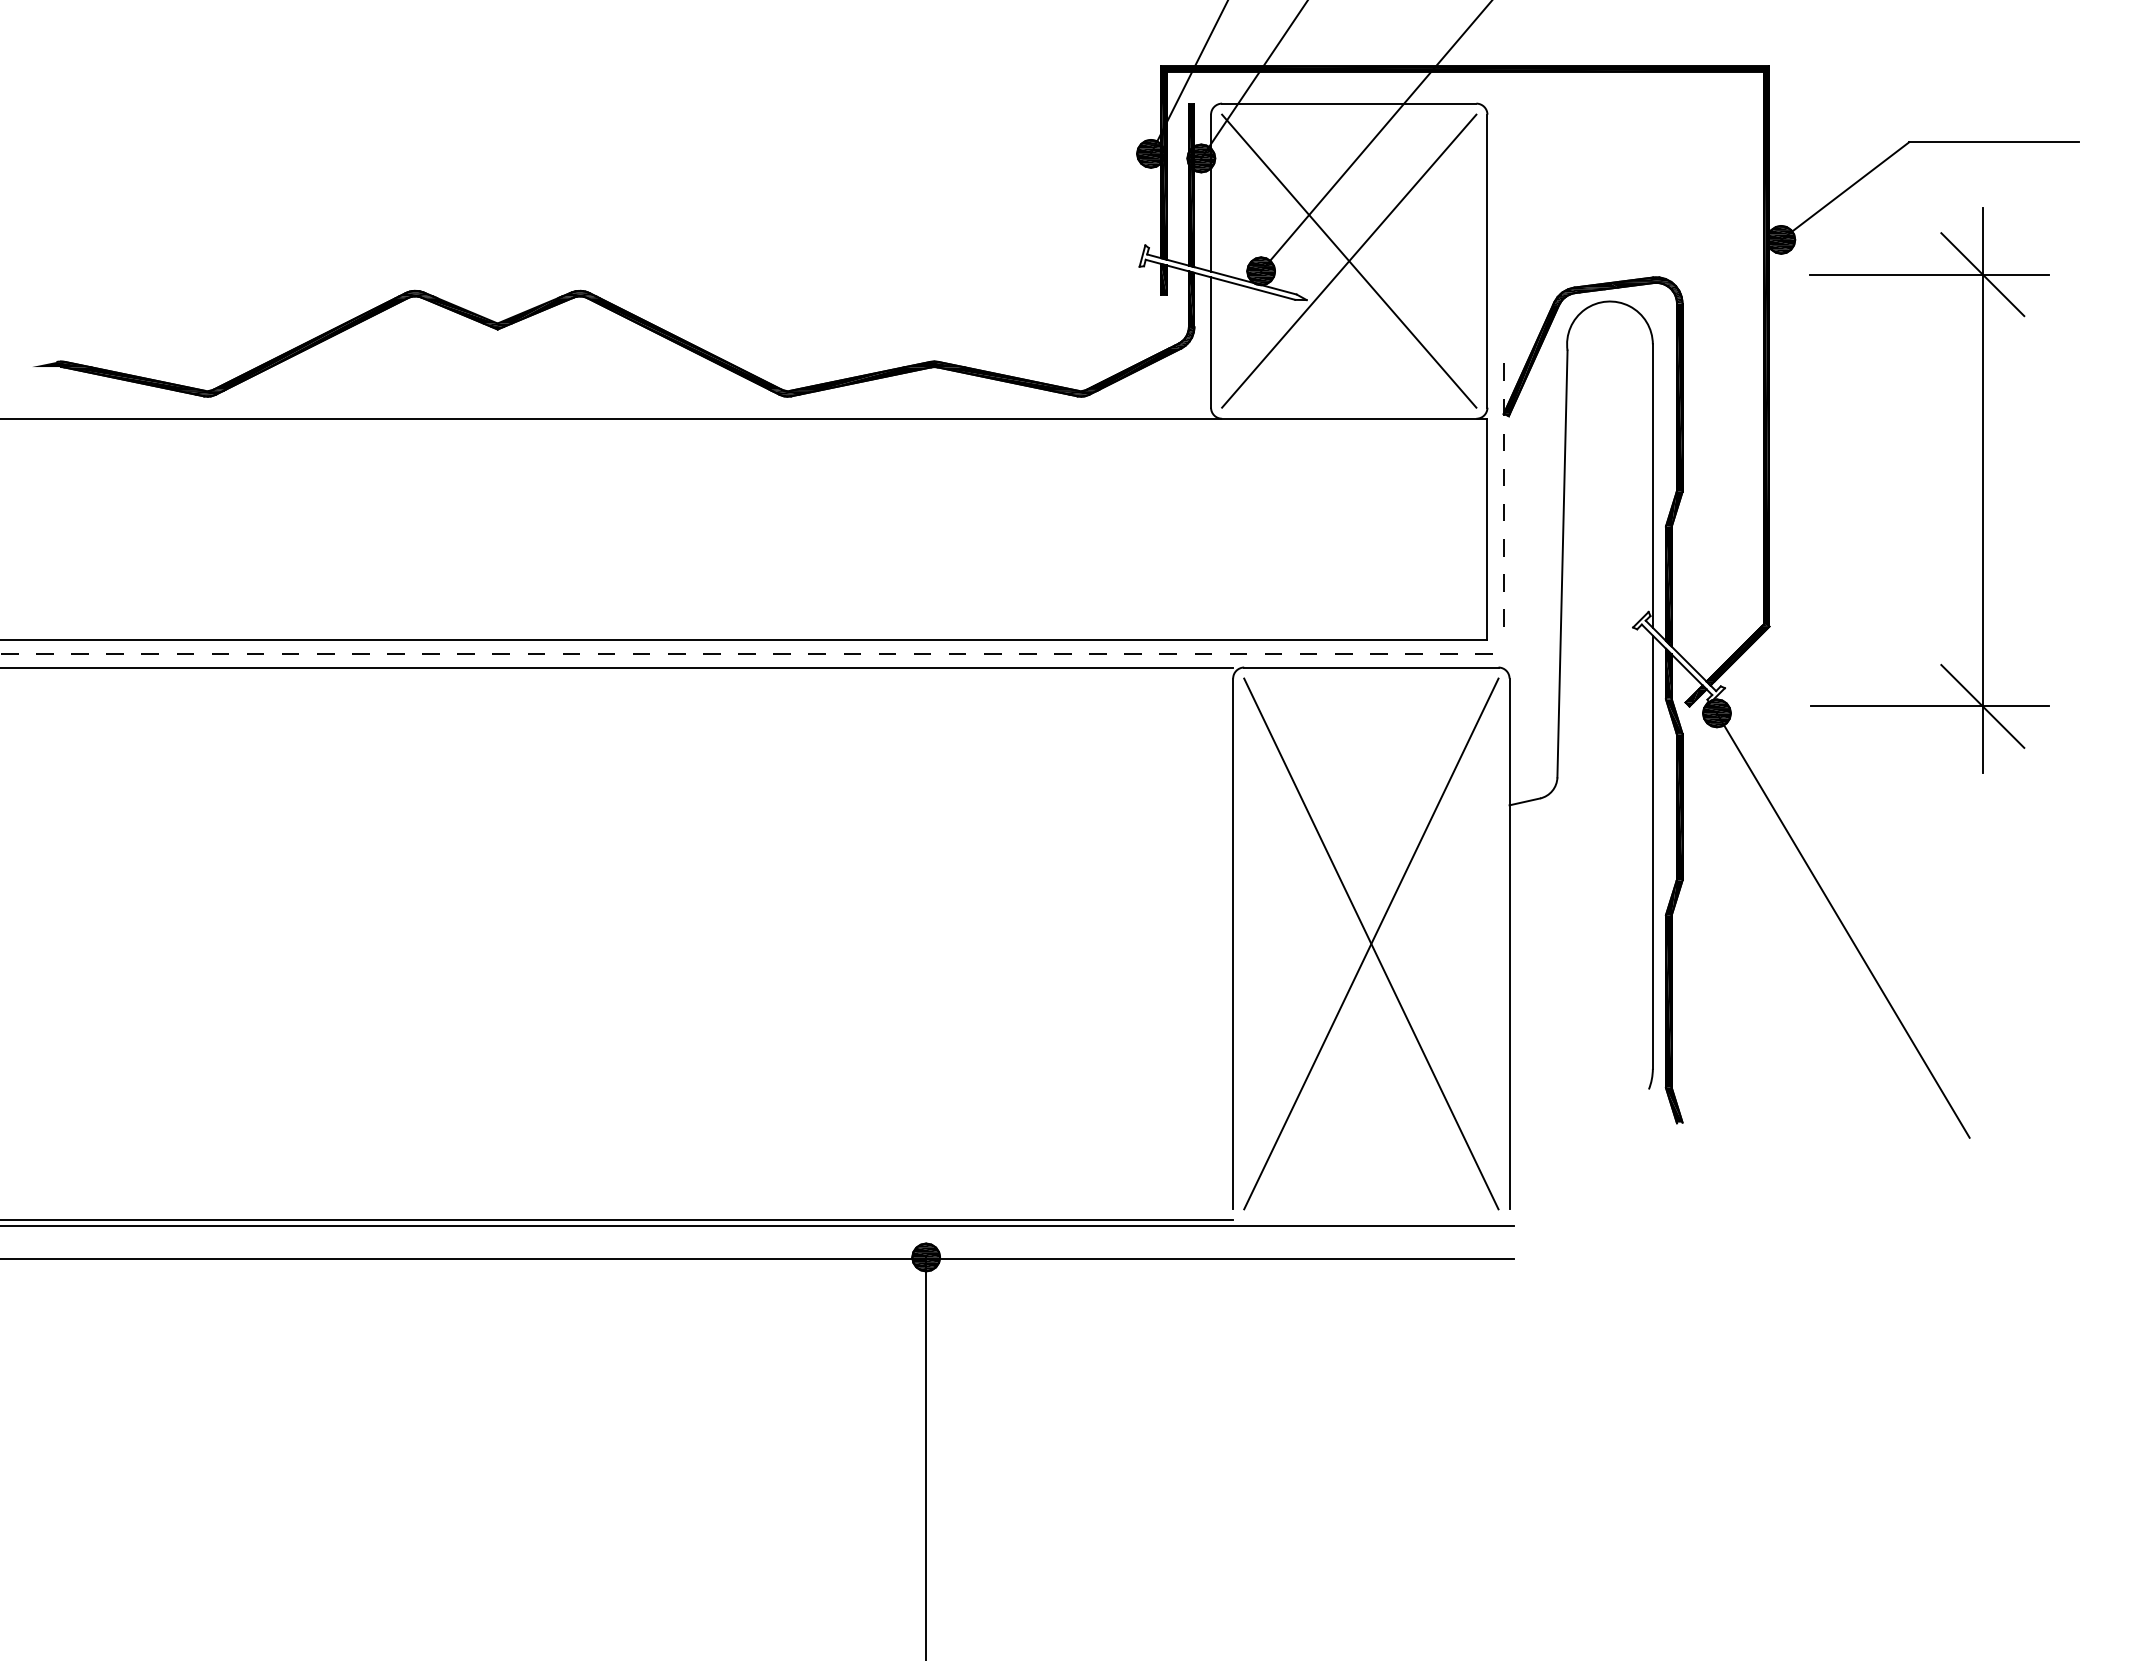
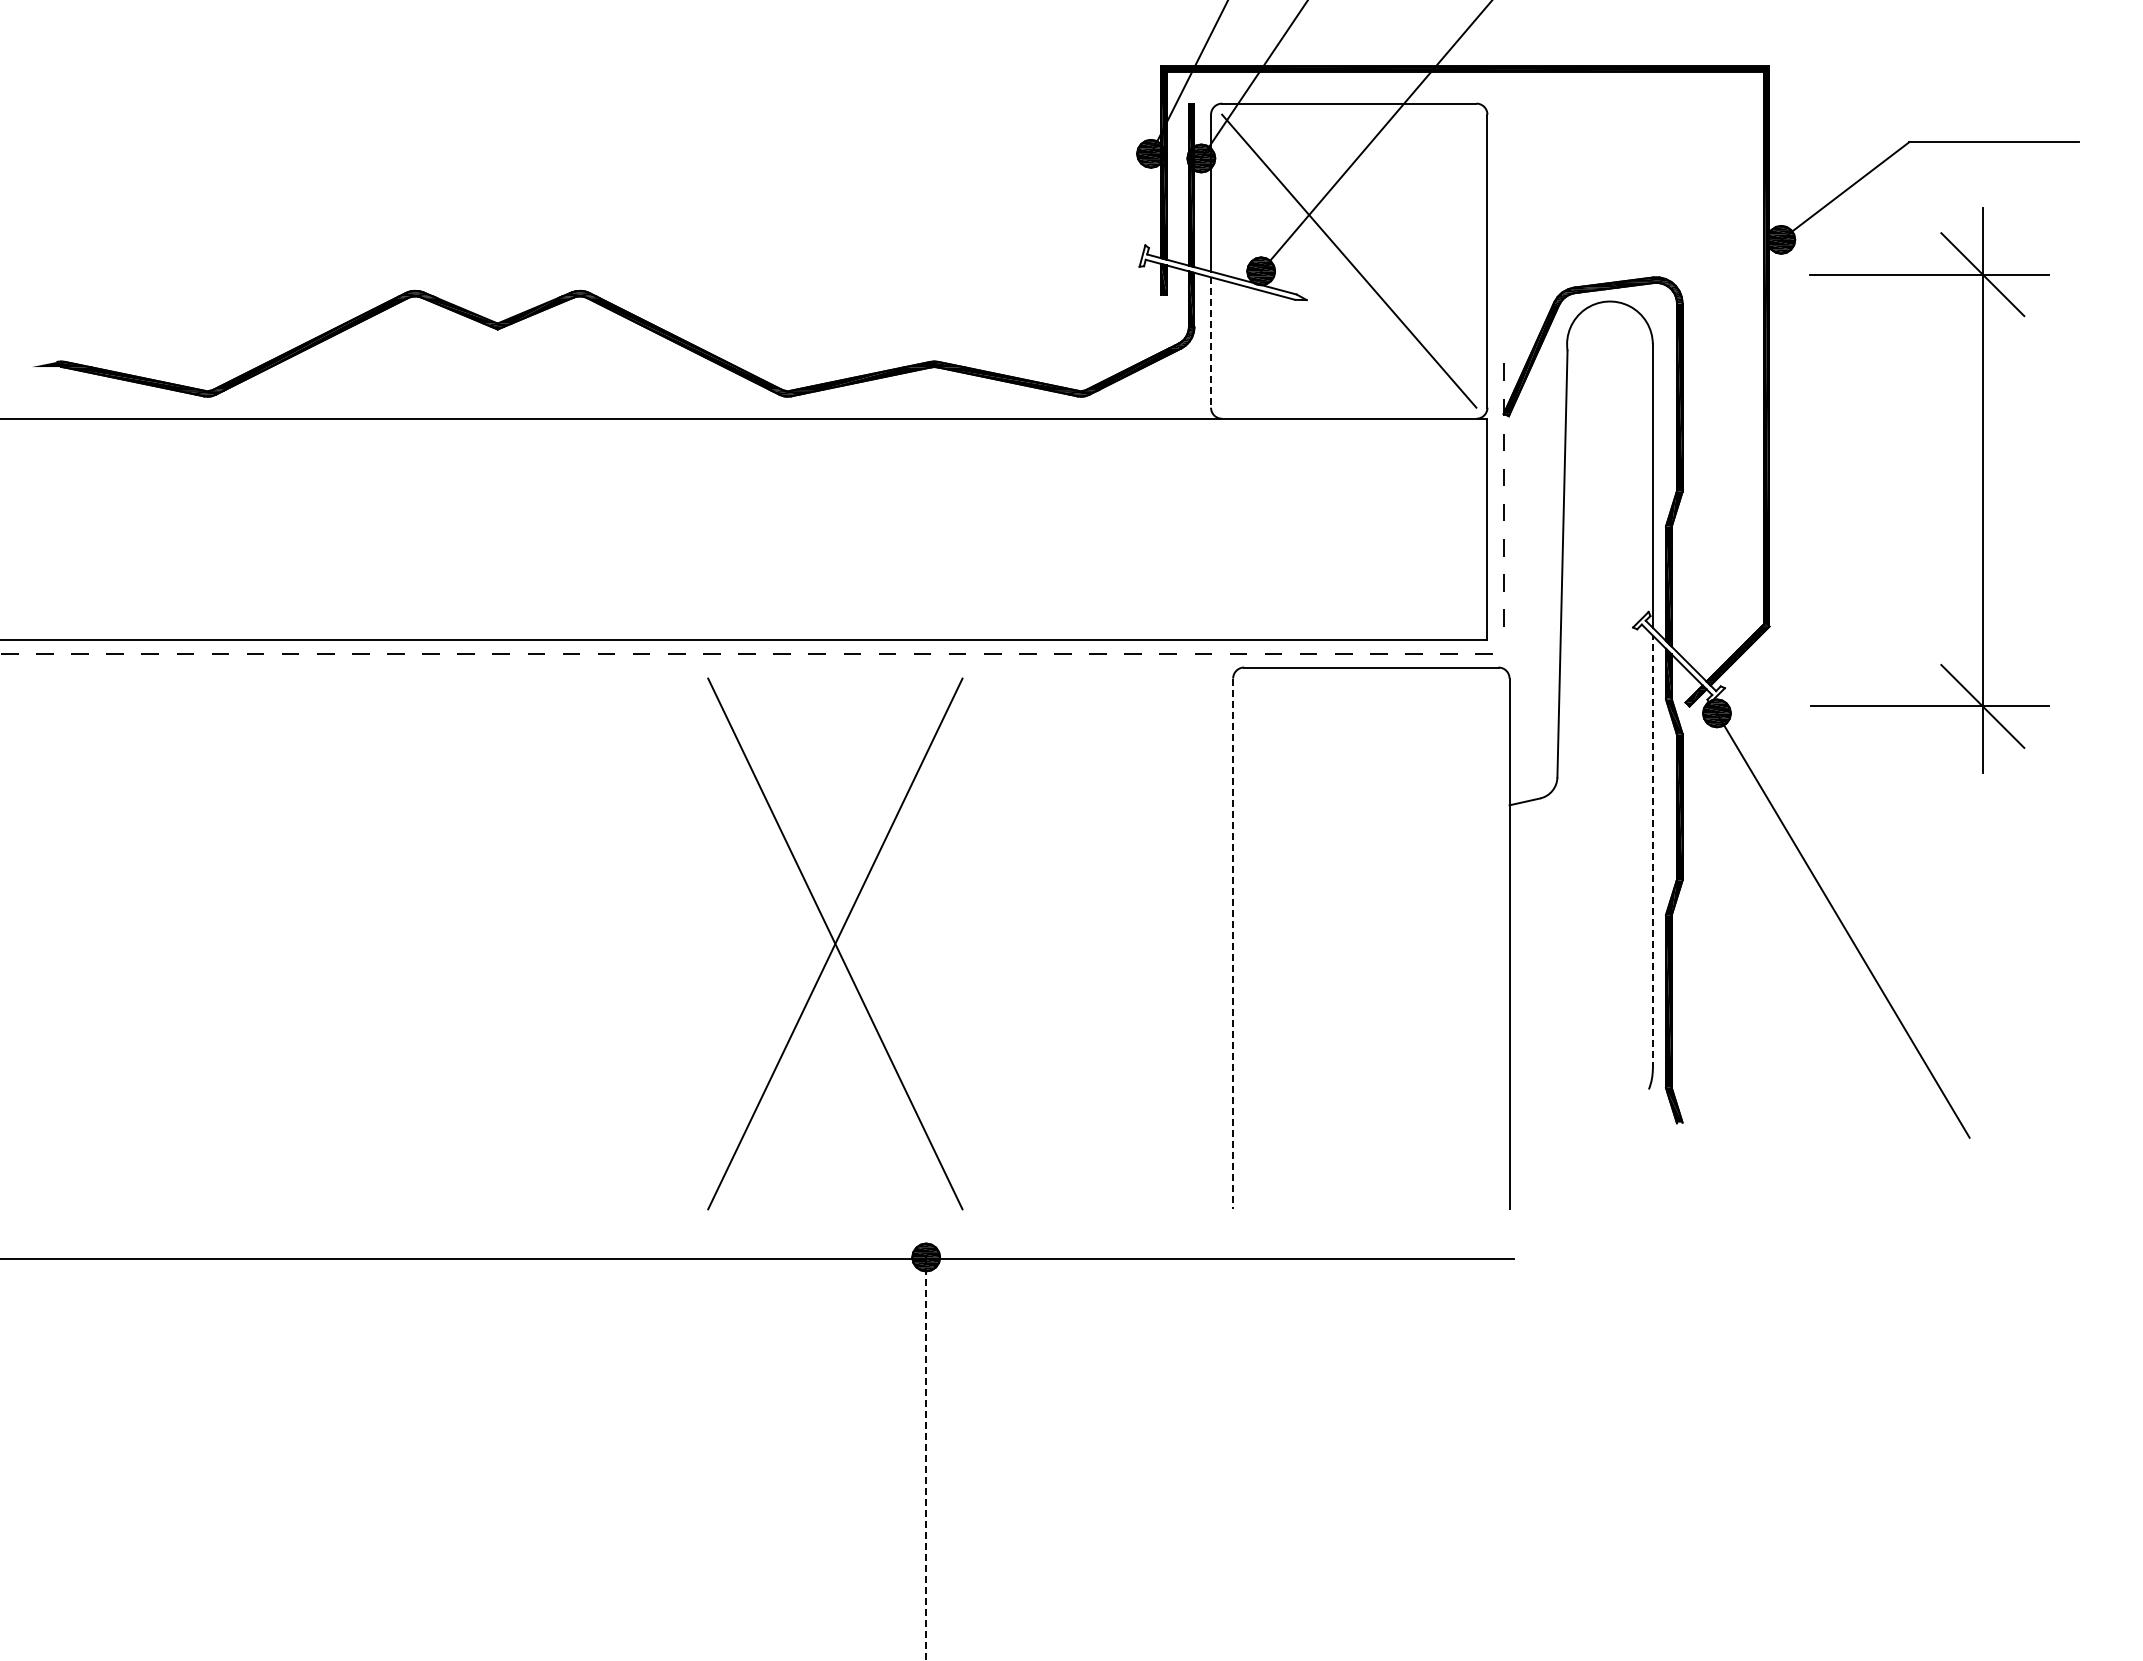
line: present -> none (1349, 260)
line: solid -> dashed (1211, 343)
line: present -> none (617, 667)
line: solid -> dashed (1652, 852)
part position: (1371, 943) -> (835, 943) (835, 943)
line: solid -> dashed (1233, 944)
line: present -> none (617, 1220)
line: present -> none (757, 1225)
line: solid -> dashed (926, 1459)
